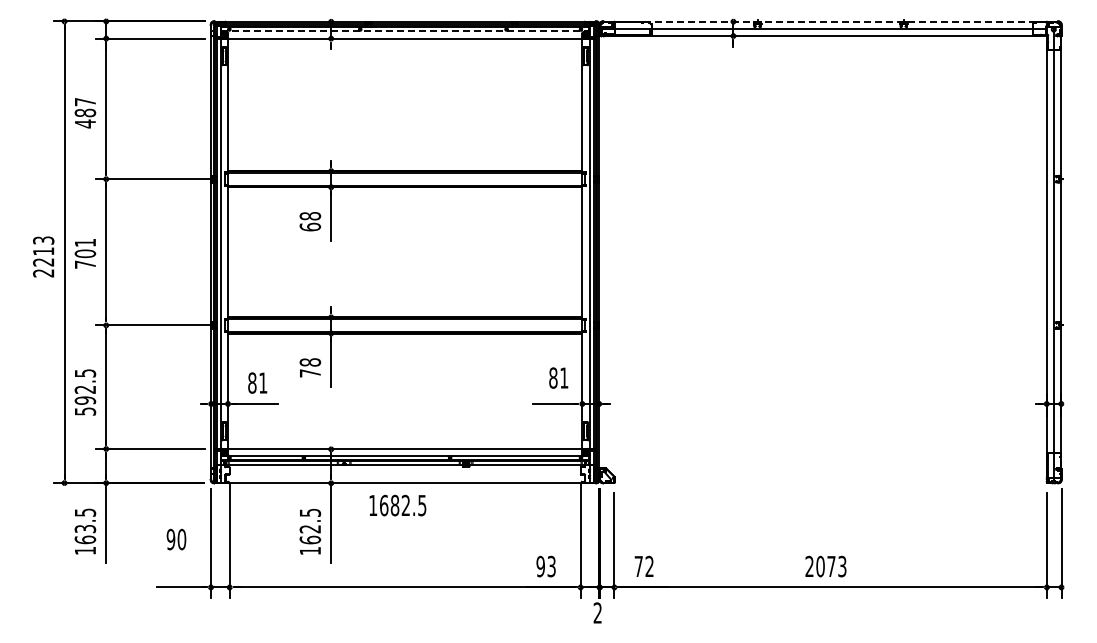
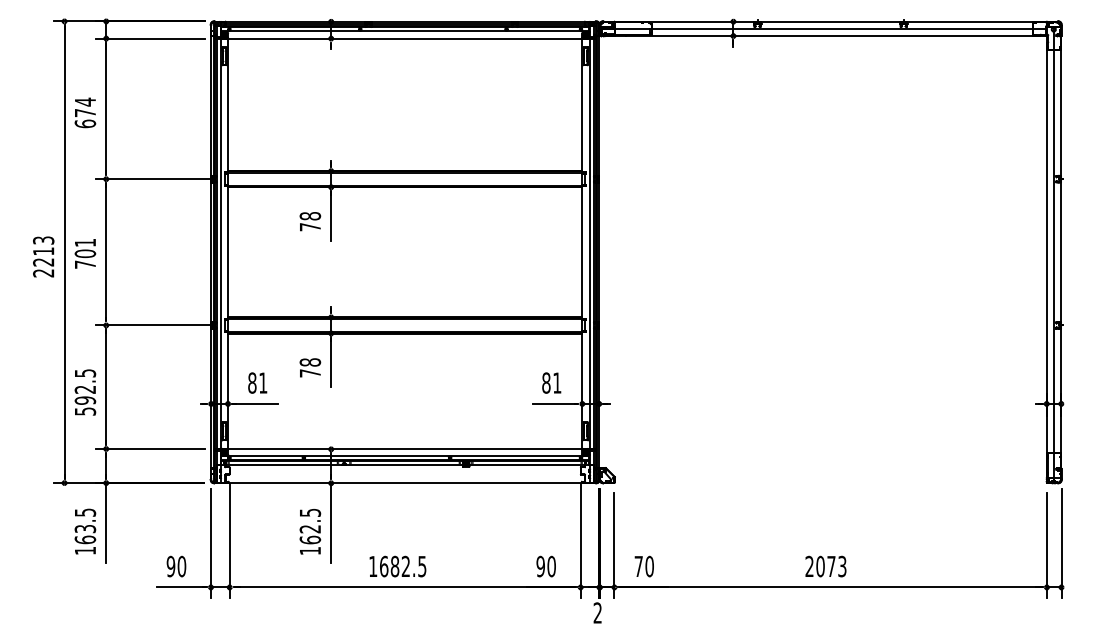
line: dashed -> solid (830, 21)
line: dashed -> solid (405, 31)
text: 487 -> 674 (85, 112)
text: 68 -> 78 (310, 226)
text position: (558, 377) -> (551, 382) (551, 382)
text position: (397, 505) -> (397, 566) (397, 566)
text position: (176, 539) -> (176, 566) (176, 566)
text: 93 -> 90 (551, 566)
text: 72 -> 70 (649, 566)
